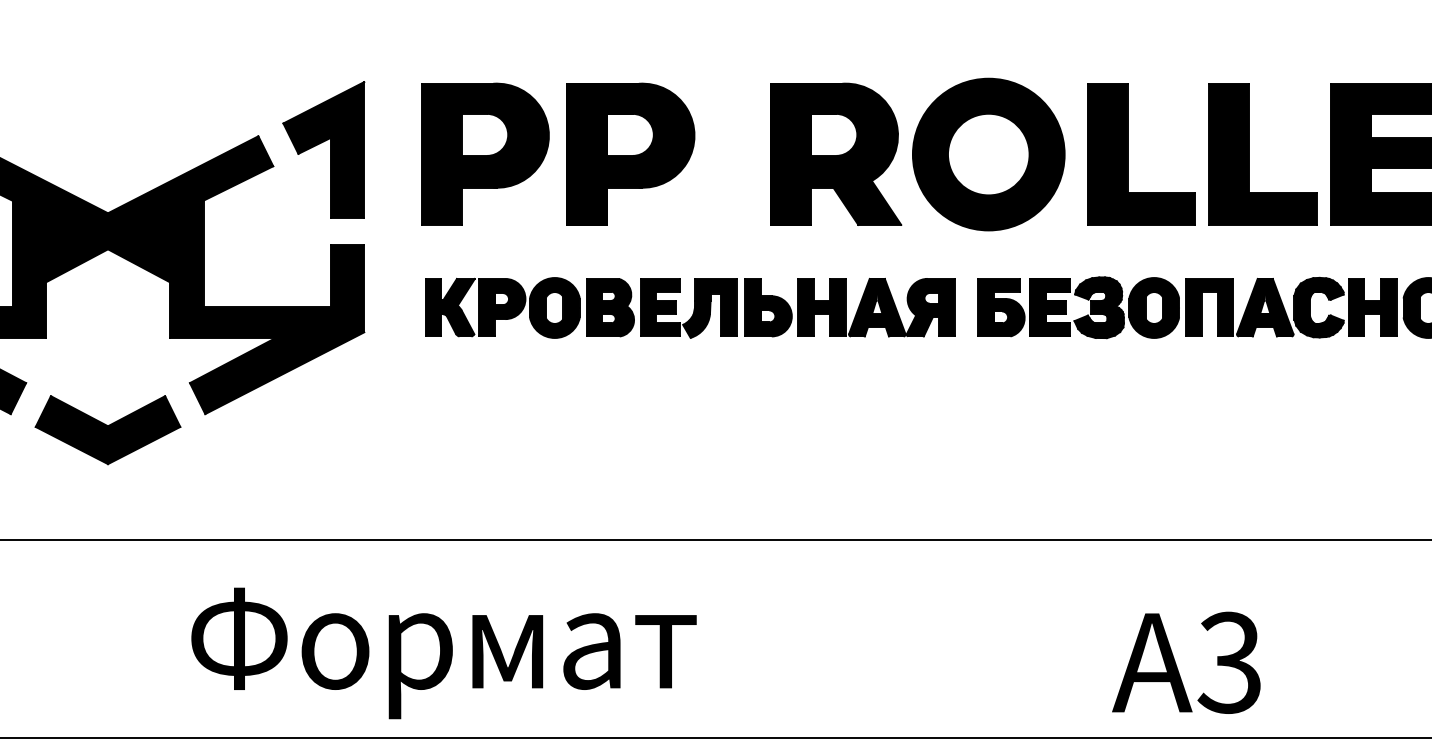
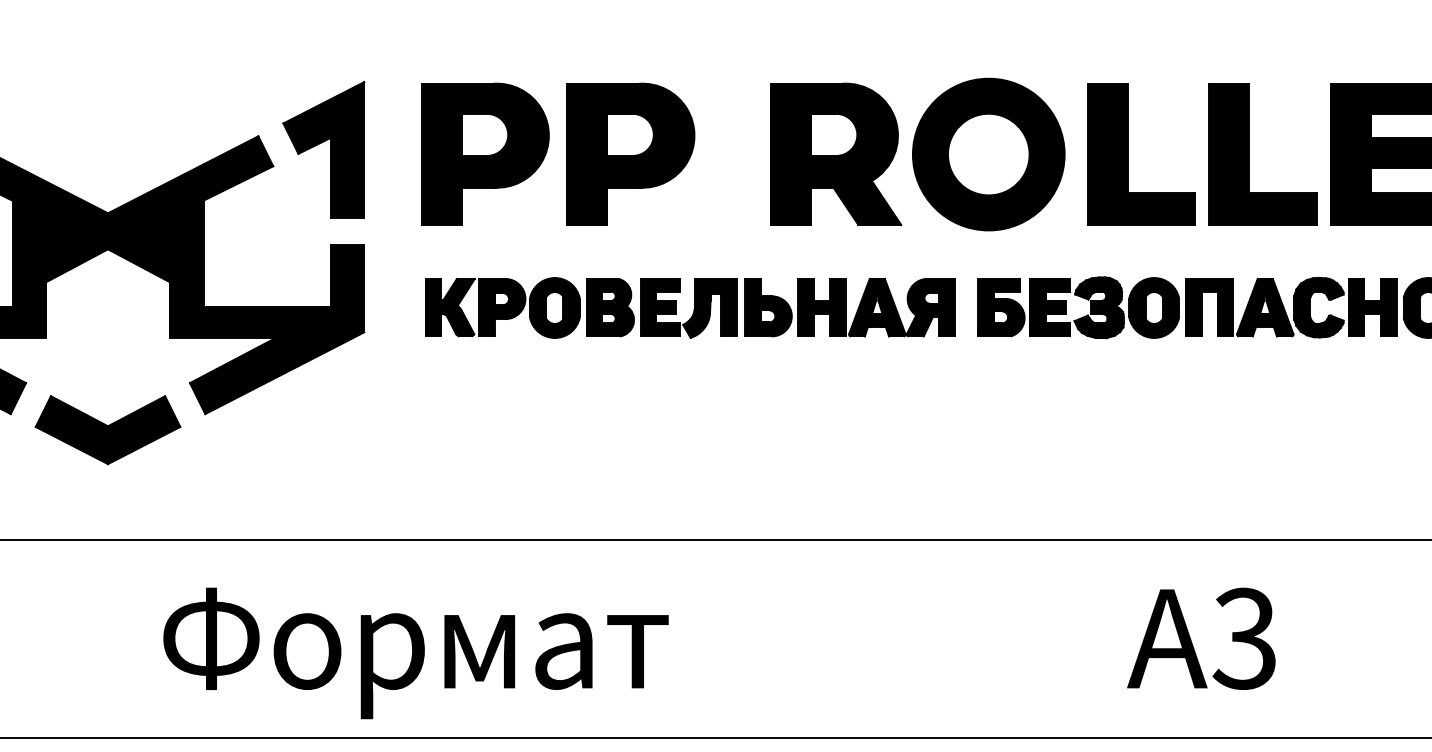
text position: (443, 653) -> (415, 653) (415, 653)
text position: (1186, 662) -> (1201, 638) (1201, 638)
